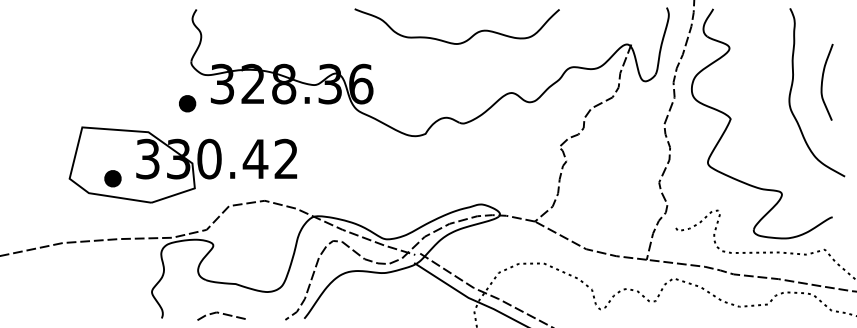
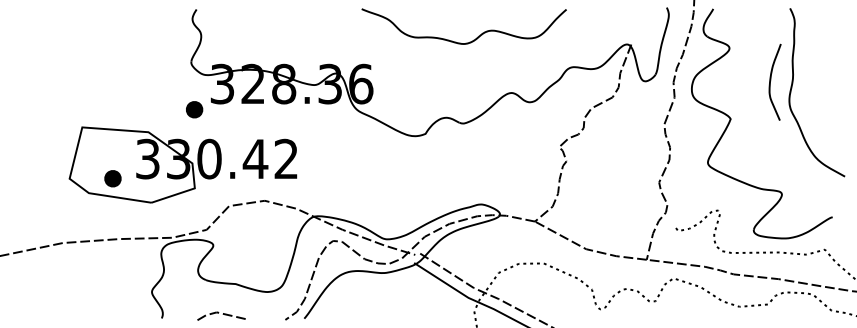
curve position: (462, 41) -> (469, 41) (469, 41)
curve position: (823, 80) -> (771, 80) (771, 80)
part position: (187, 103) -> (194, 109) (194, 109)
